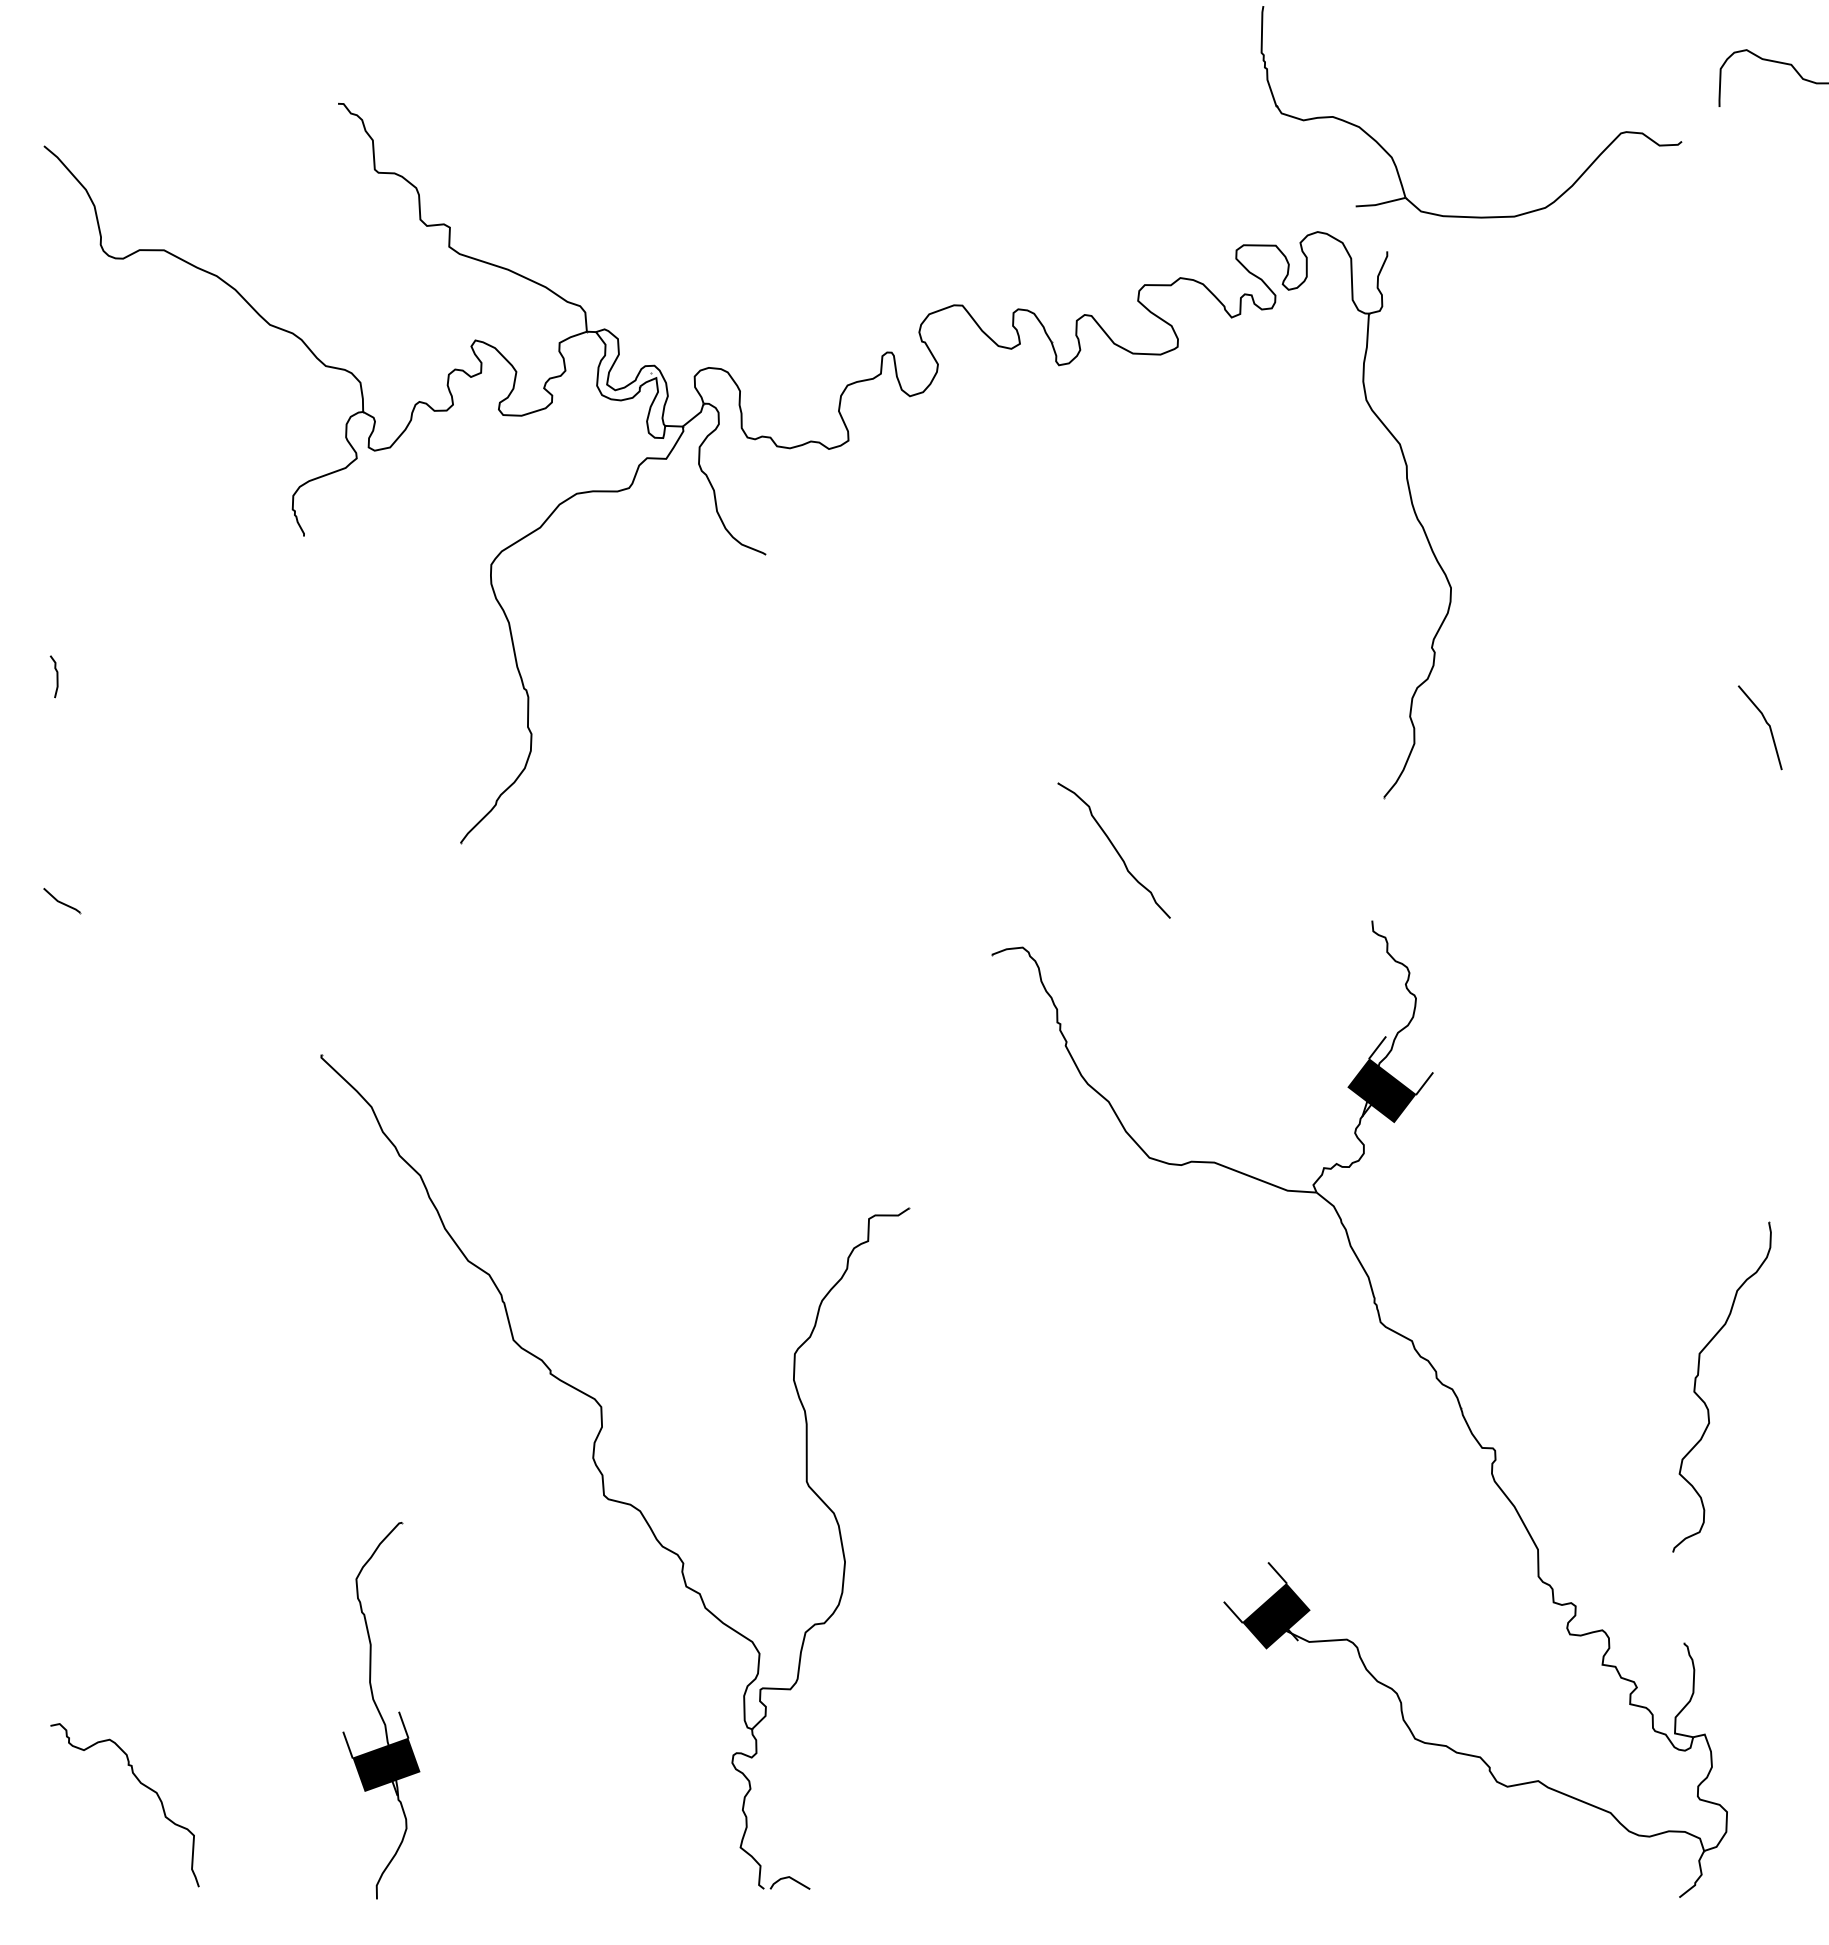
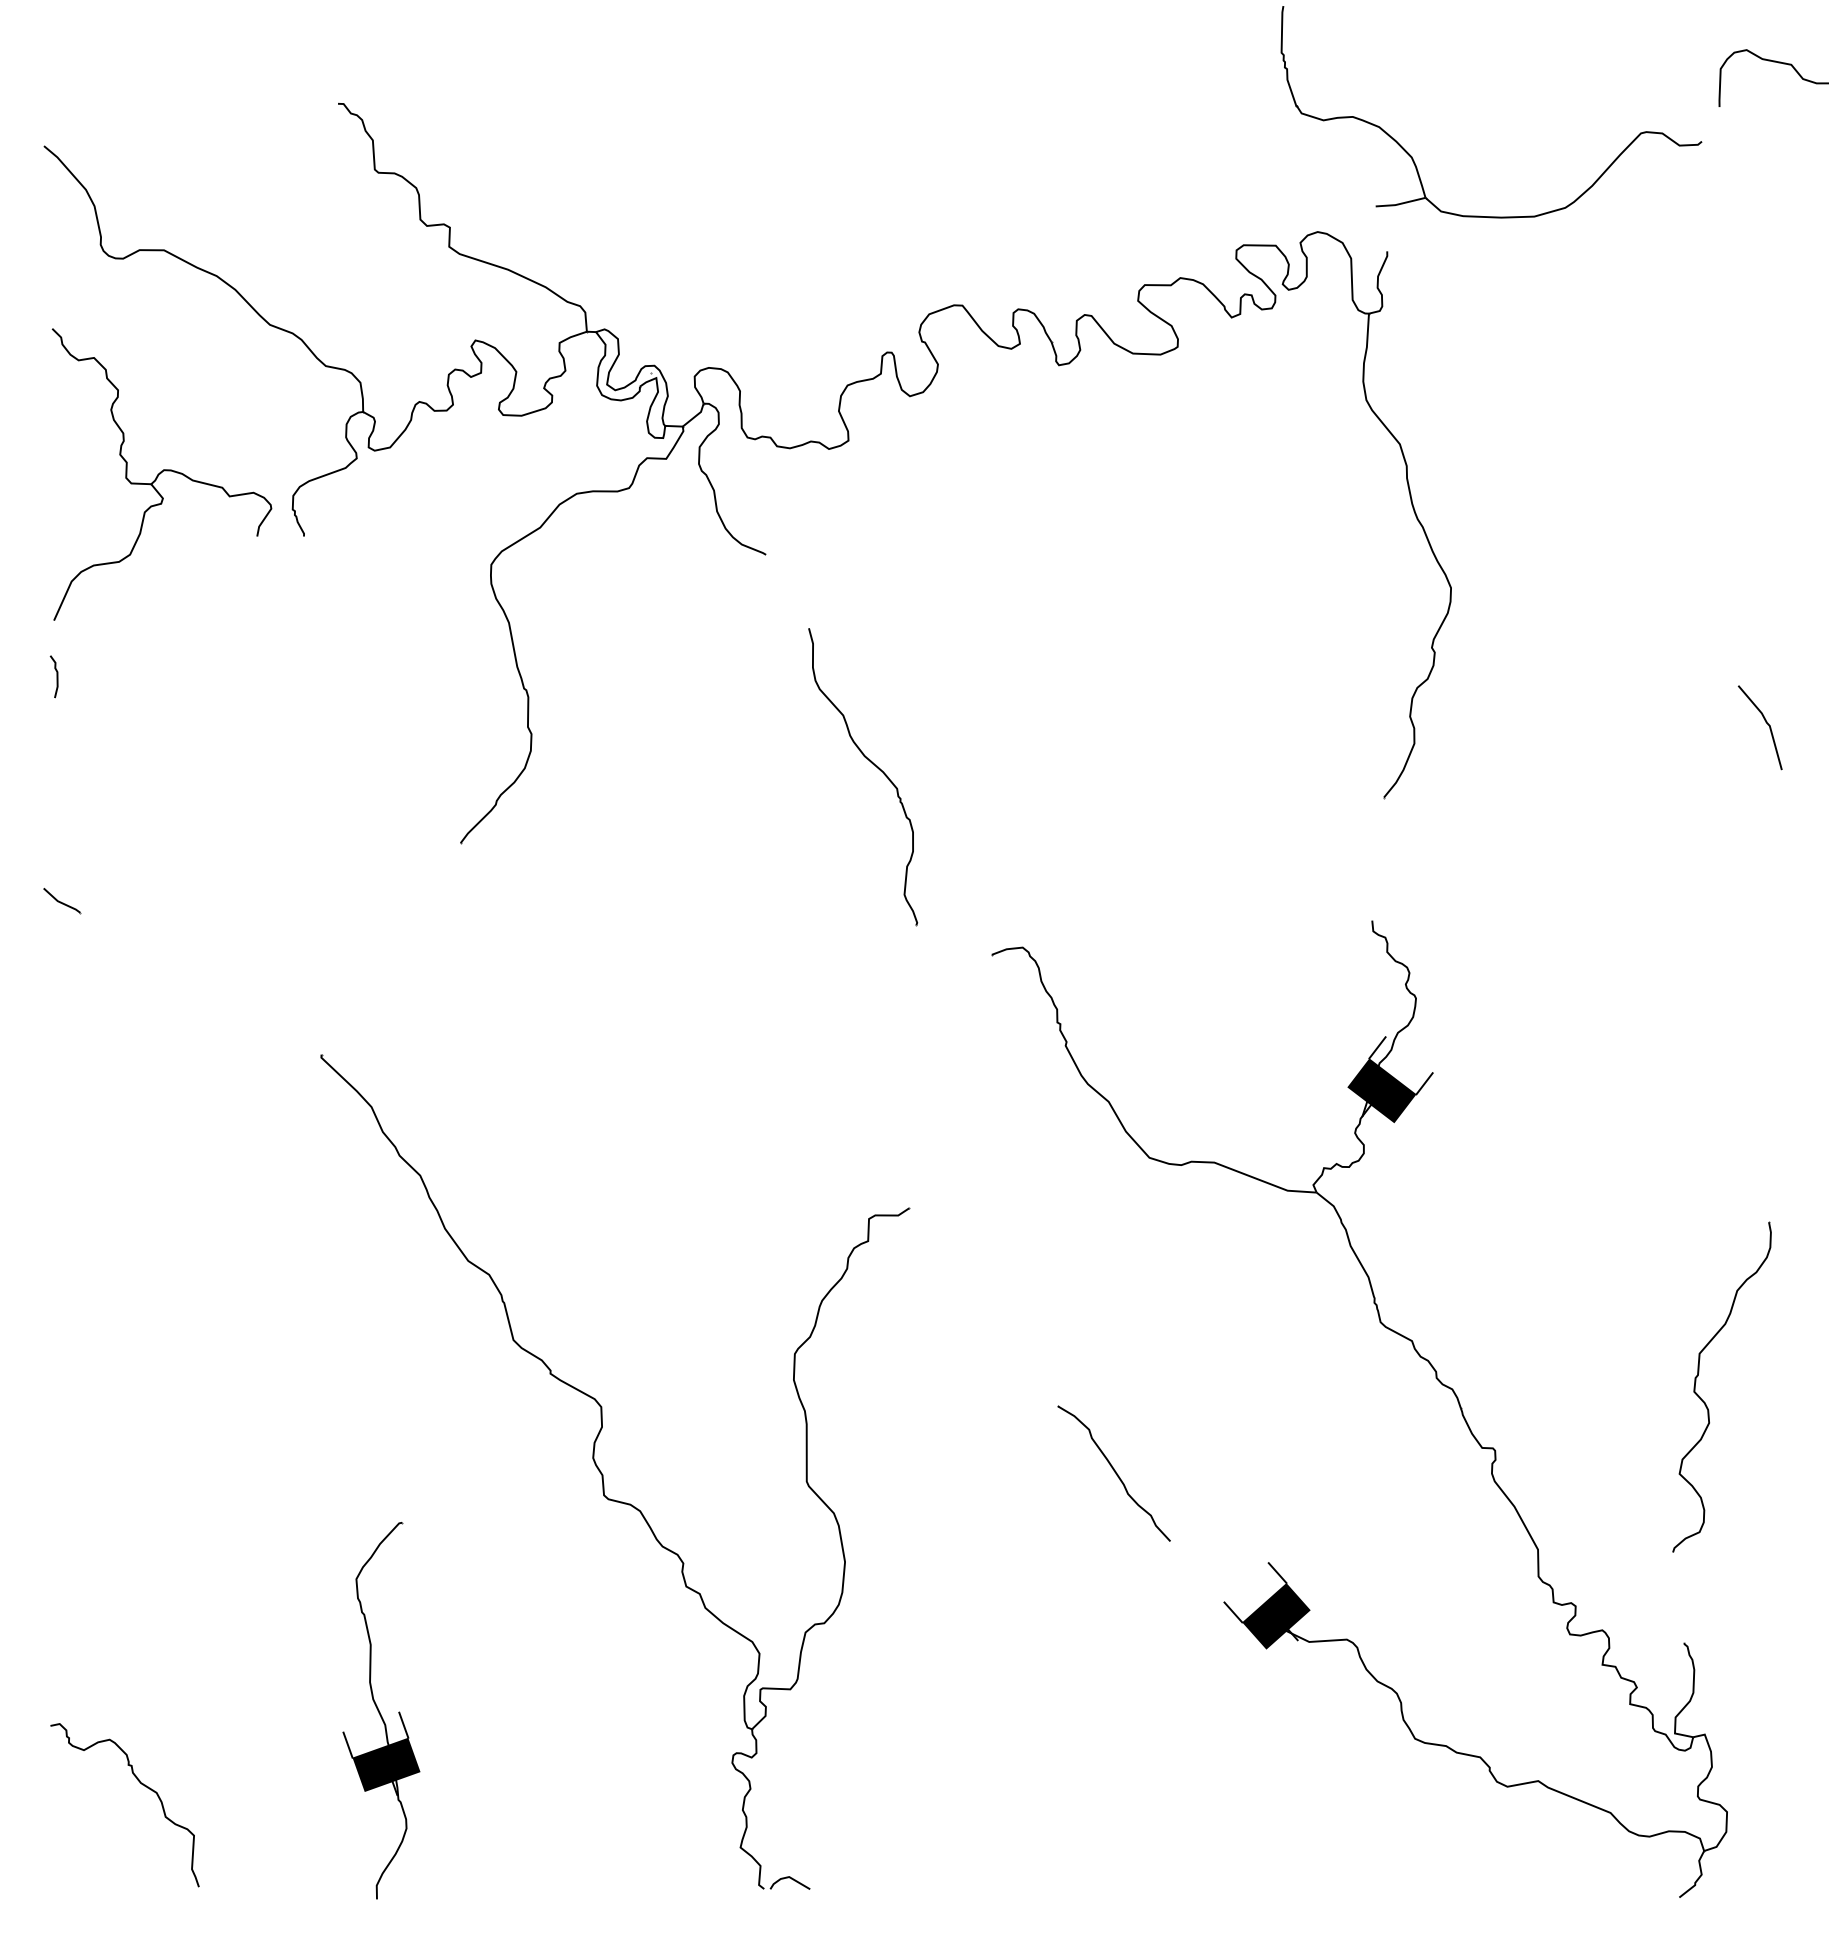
part position: (1392, 156) -> (1412, 156) (1412, 156)
part: none -> present (161, 474)
part: none -> present (873, 765)
part position: (1113, 850) -> (1113, 1473) (1113, 1473)
